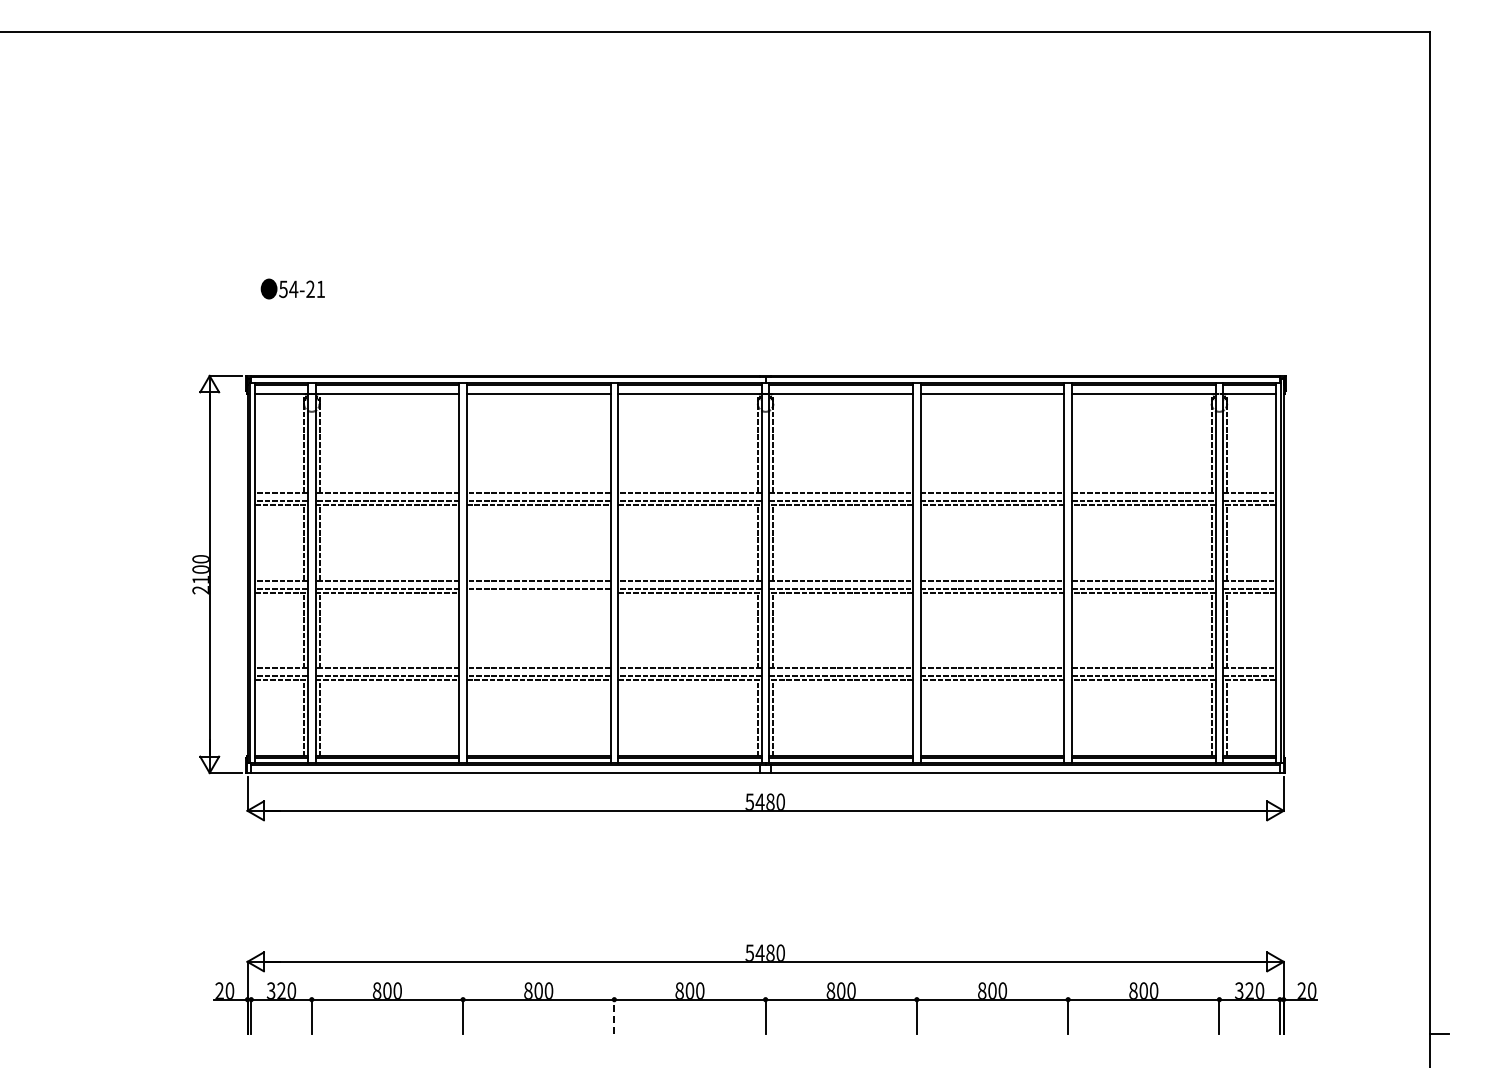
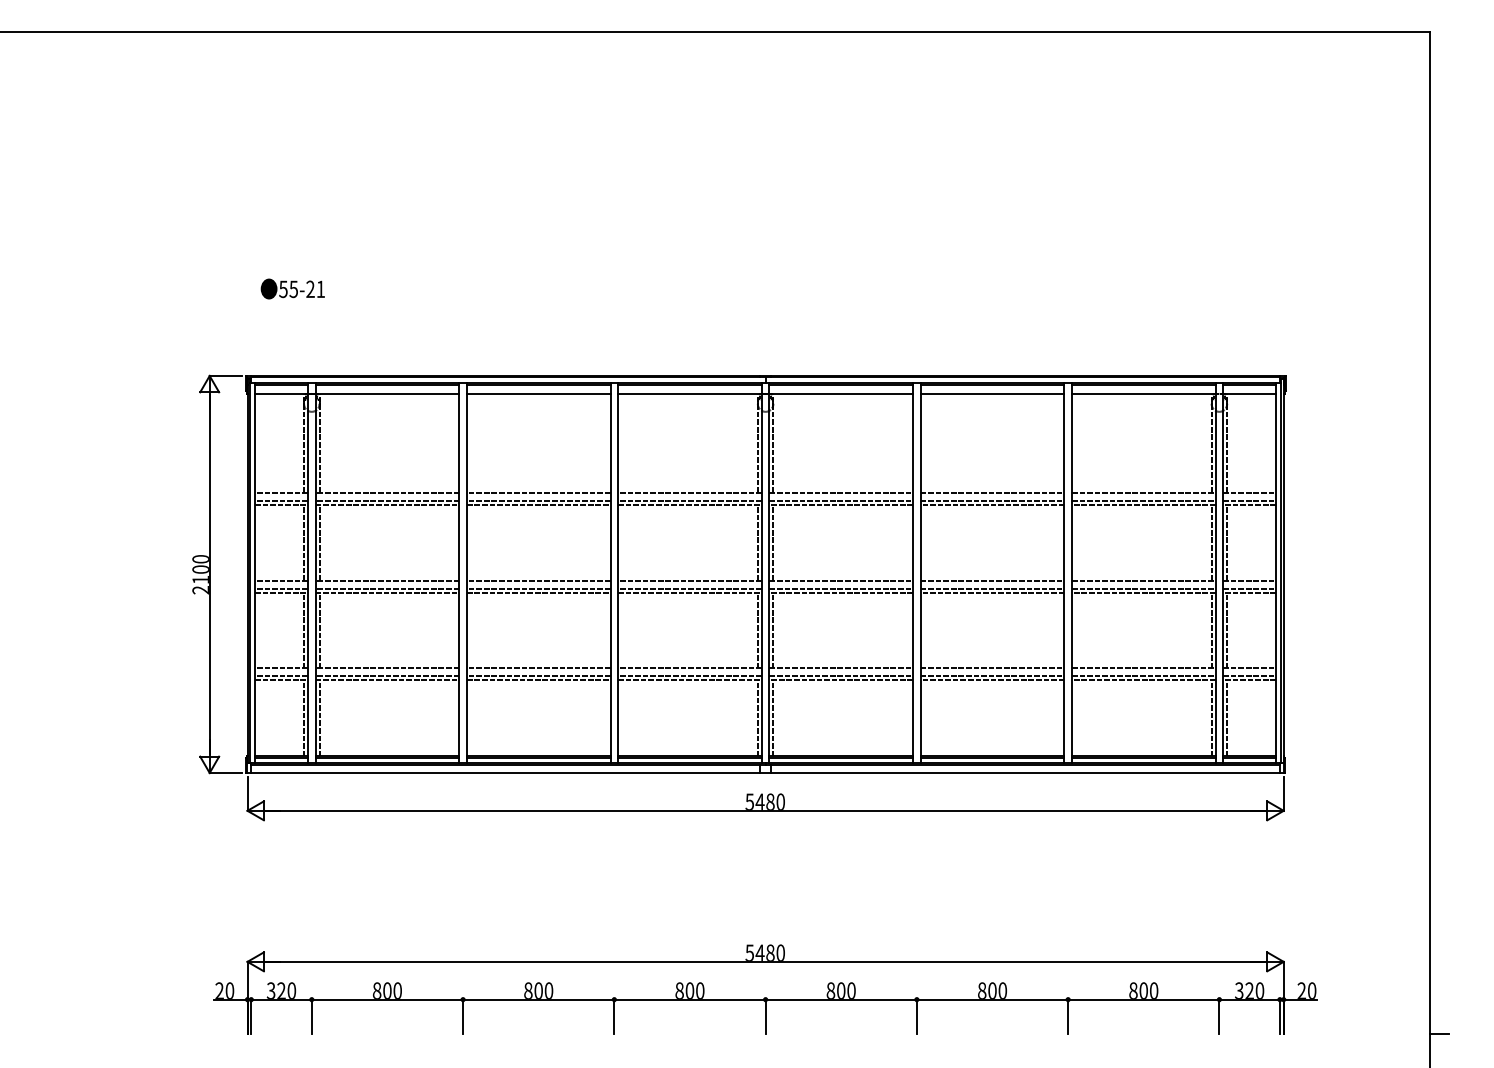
text: 54-21 -> 55-21 (293, 289)
line: none -> present (538, 592)
line: dashed -> solid (614, 1016)
